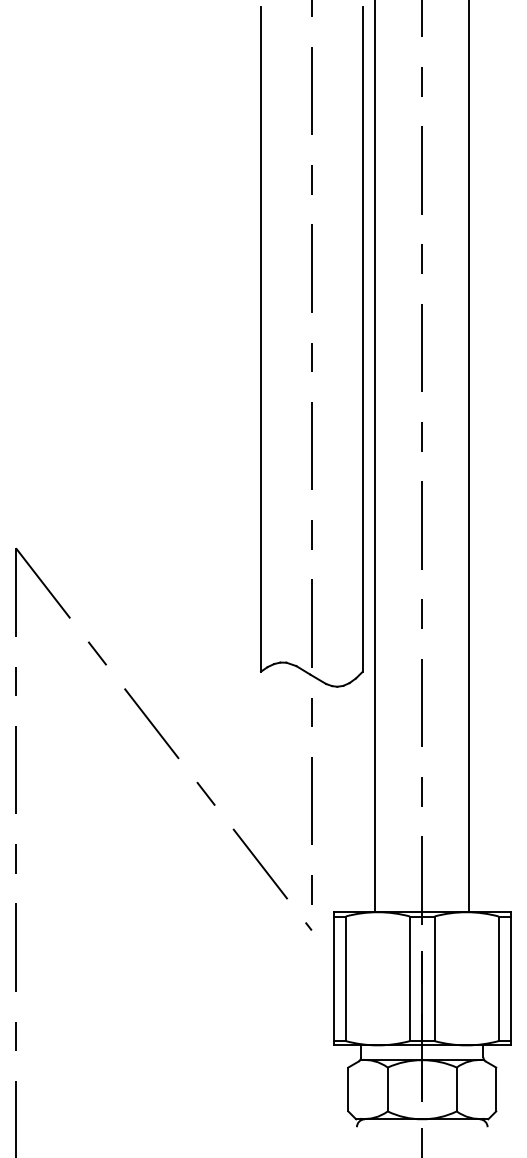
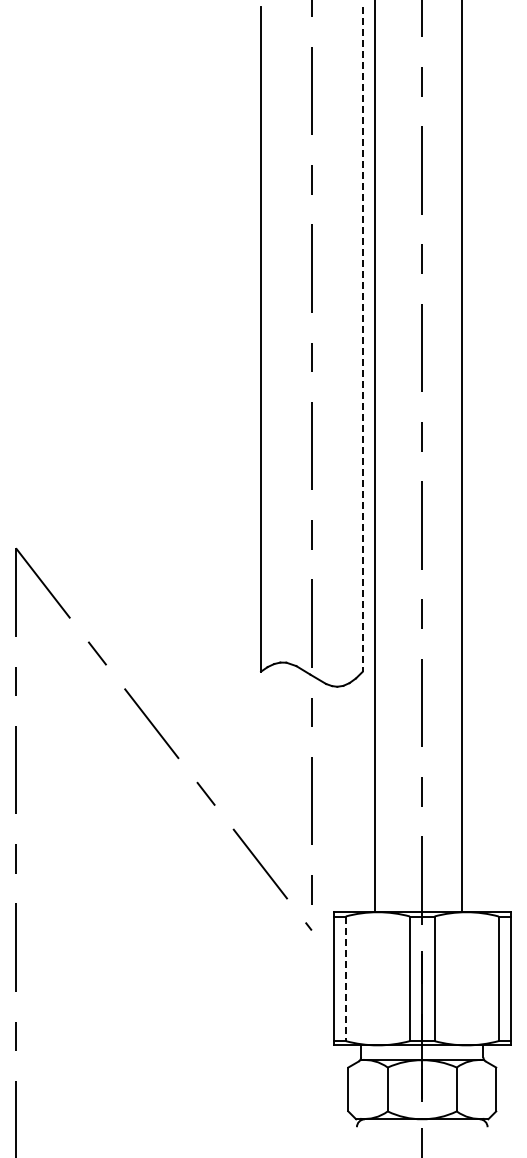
line: solid -> dashed (362, 339)
line position: (469, 457) -> (462, 457) (462, 457)
line: solid -> dashed (345, 979)
